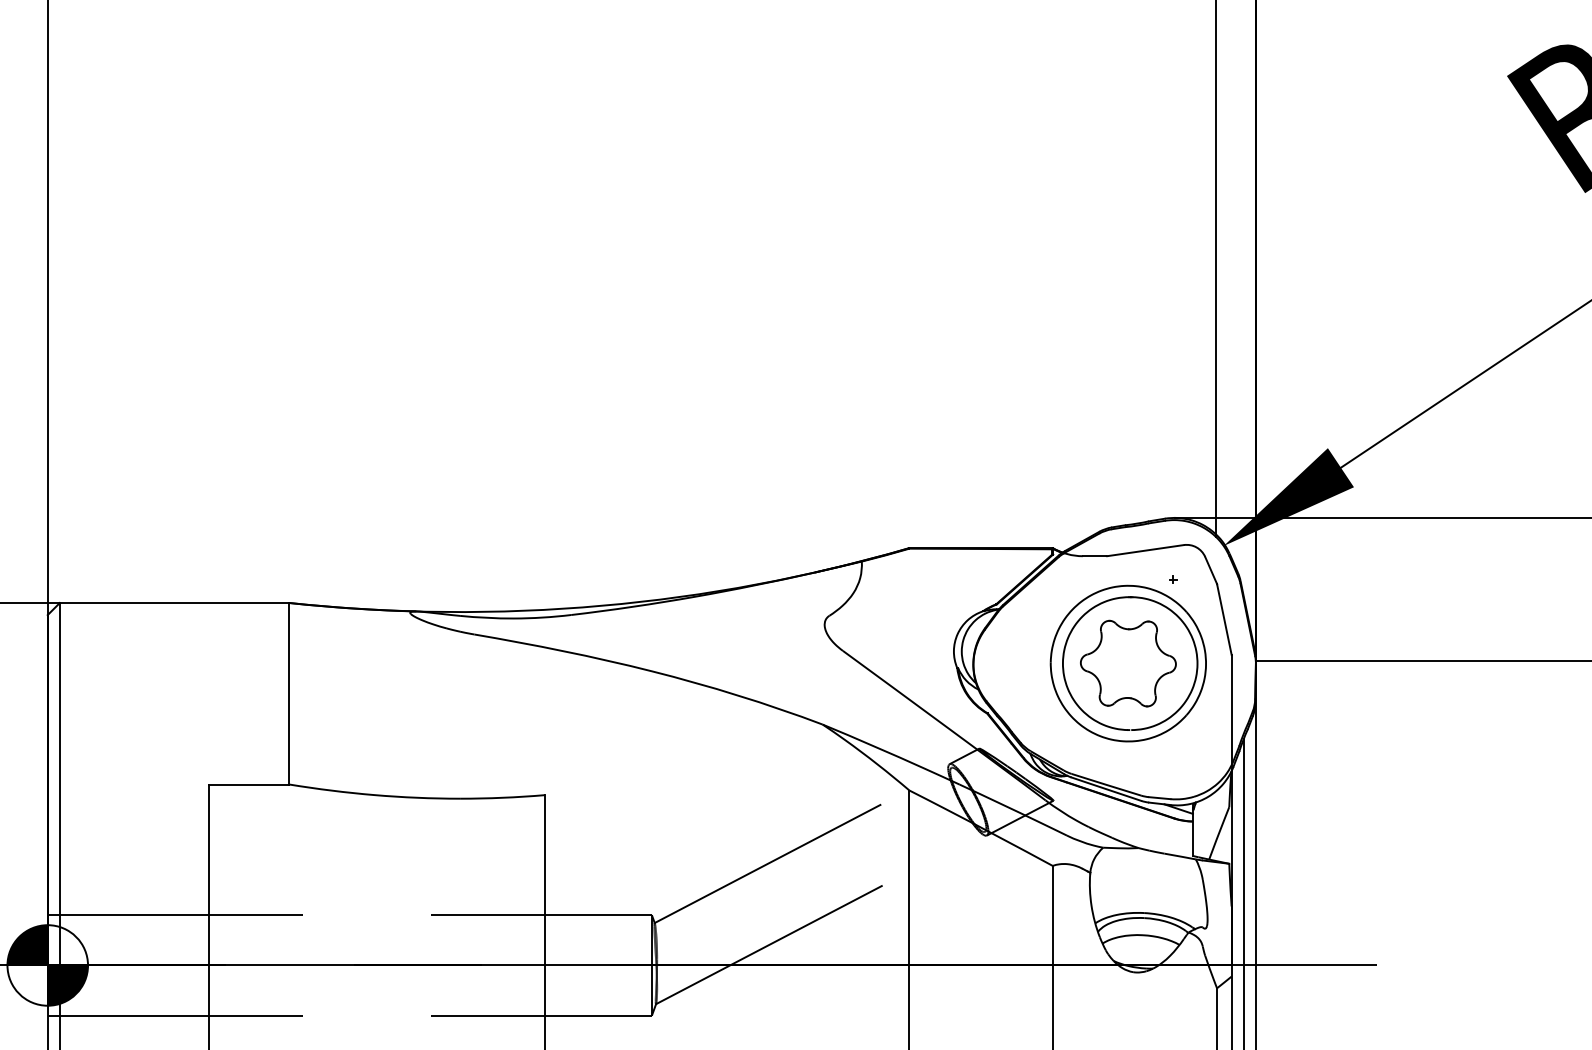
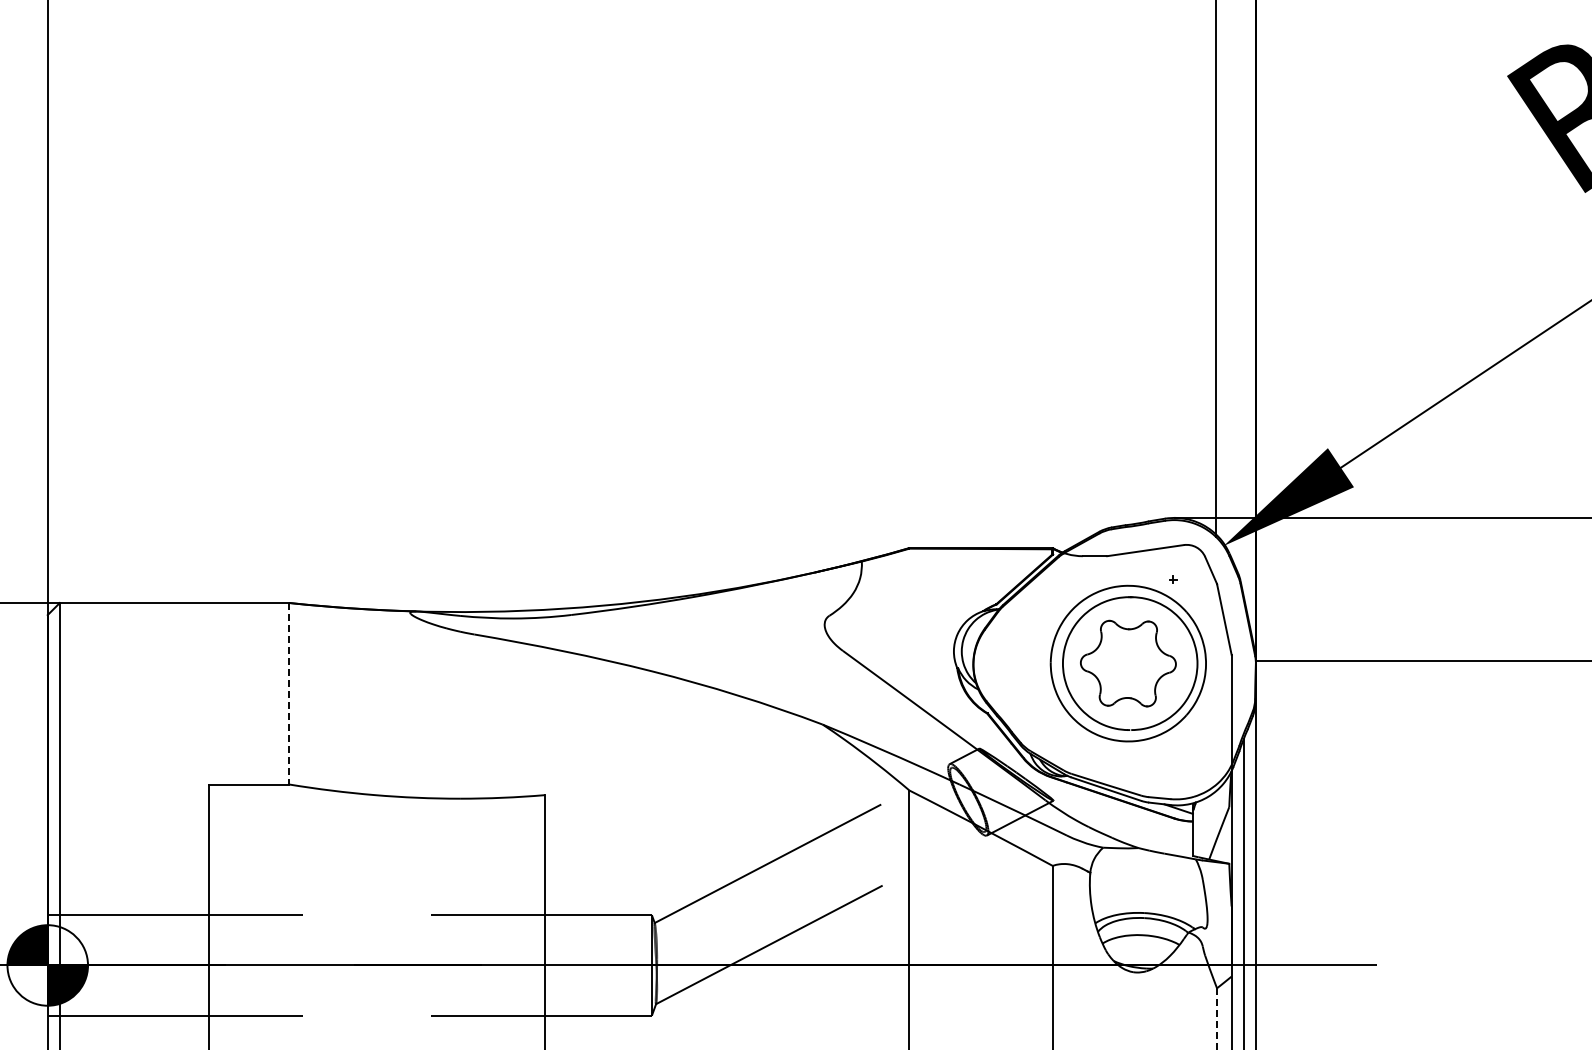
line: solid -> dashed (289, 693)
line: solid -> dashed (1217, 1019)
